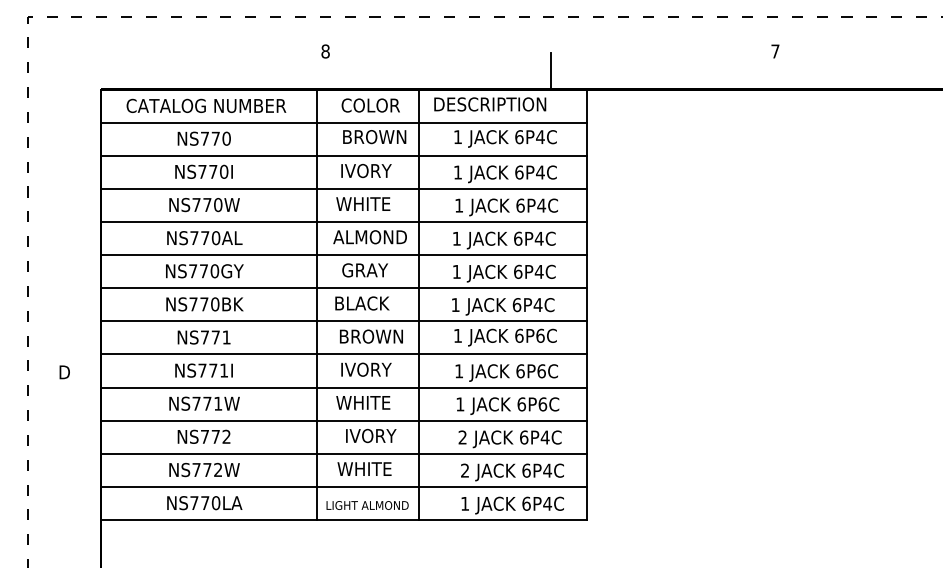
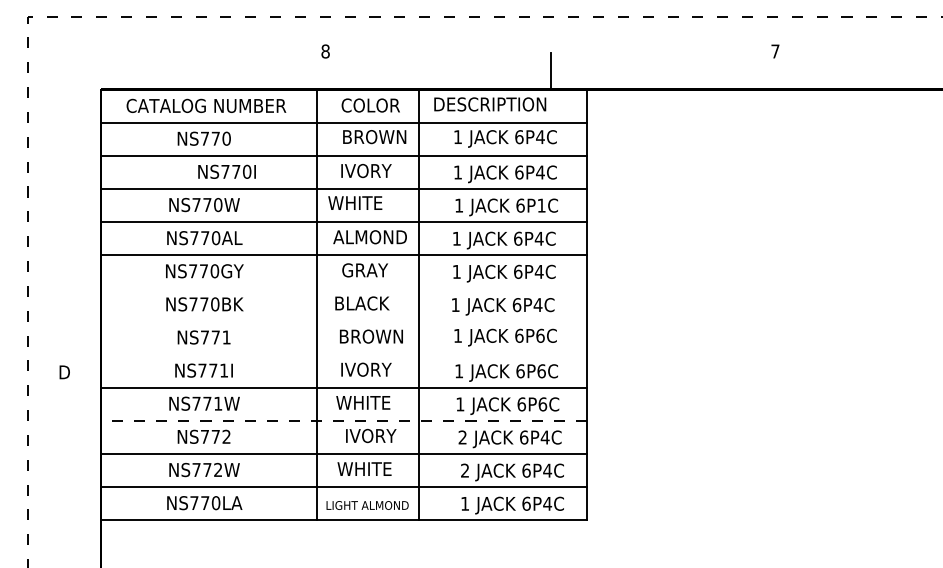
text position: (203, 171) -> (226, 171) (226, 171)
text position: (363, 203) -> (355, 202) (355, 202)
text: 6P4C -> 6P1C (541, 205)
line: present -> none (343, 288)
line: present -> none (343, 321)
line: present -> none (343, 354)
line: solid -> dashed (343, 420)
